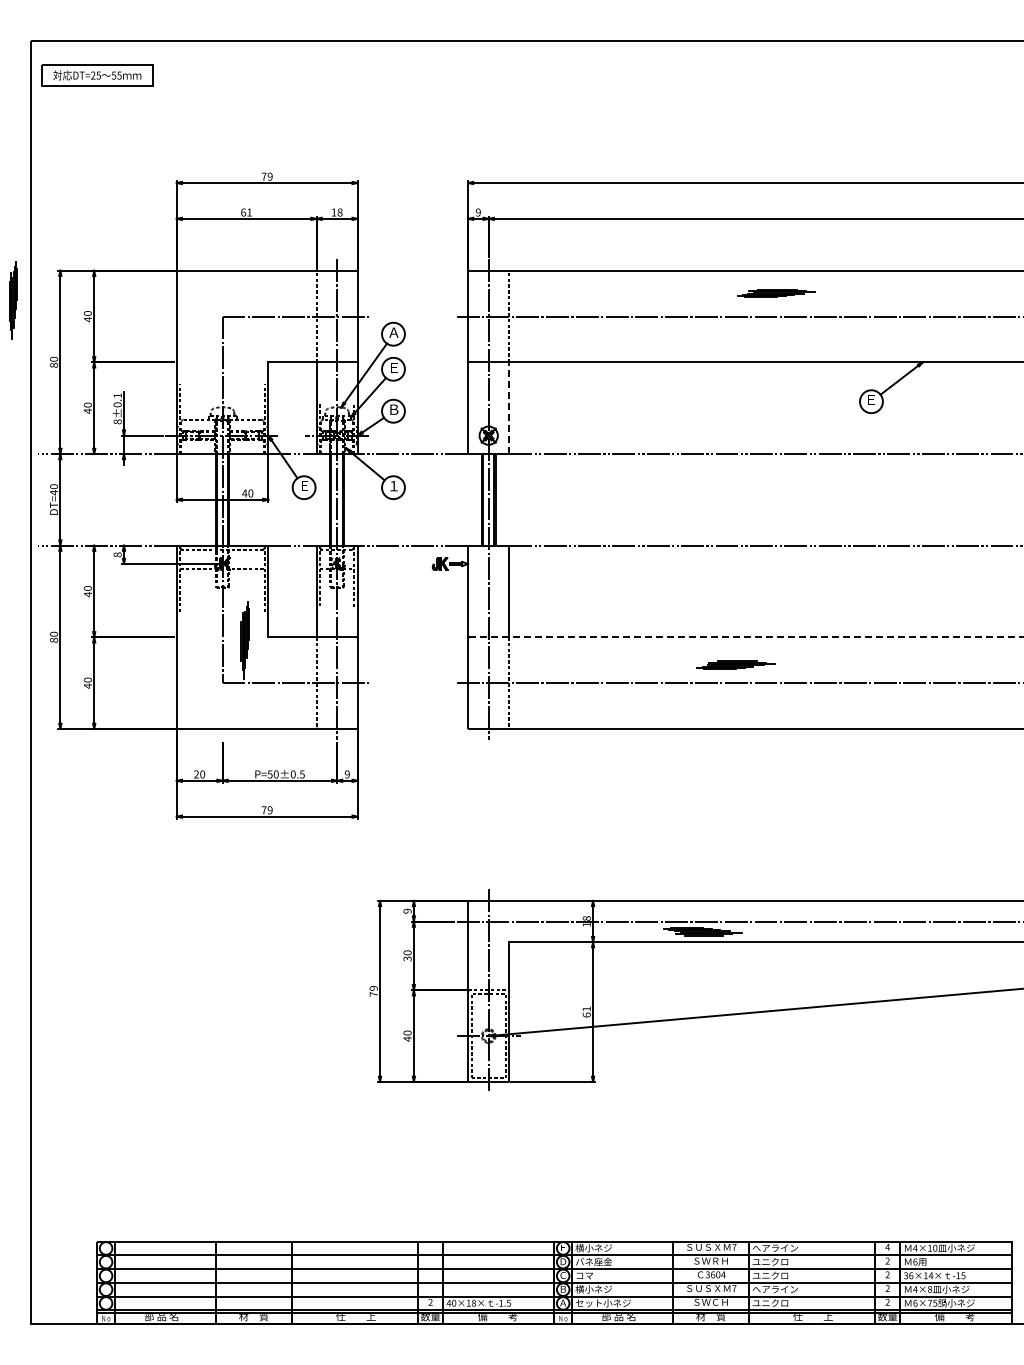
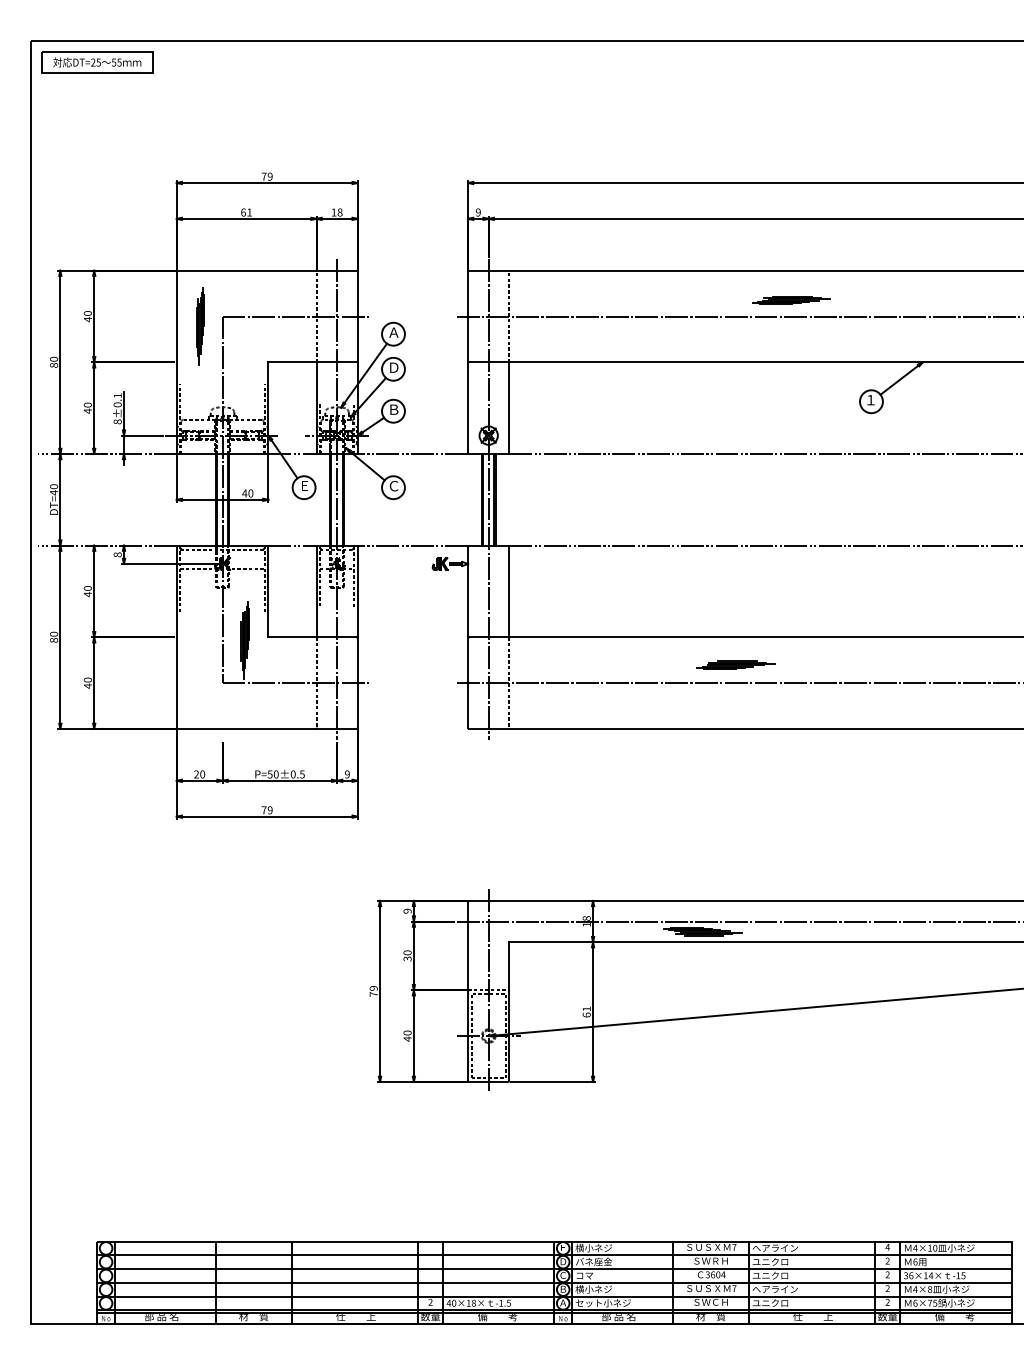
part position: (97, 75) -> (97, 62) (97, 62)
part position: (776, 293) -> (791, 300) (791, 300)
part position: (13, 300) -> (200, 326) (200, 326)
text: Ｅ -> Ｄ (394, 367)
text: Ｅ -> １ (870, 400)
line: dashed -> solid (509, 408)
text: １ -> Ｃ (393, 485)
line: dashed -> solid (745, 637)
